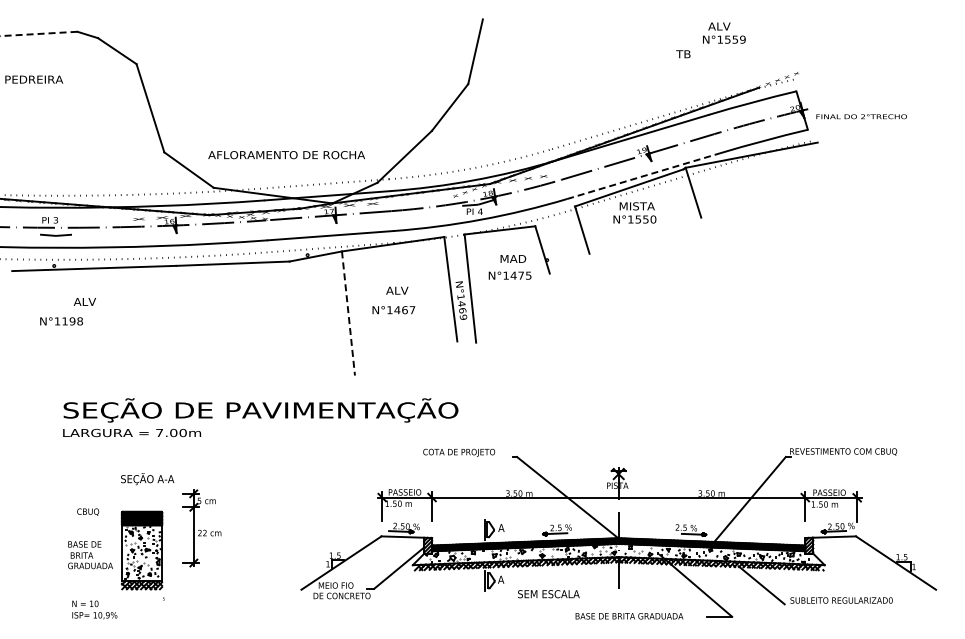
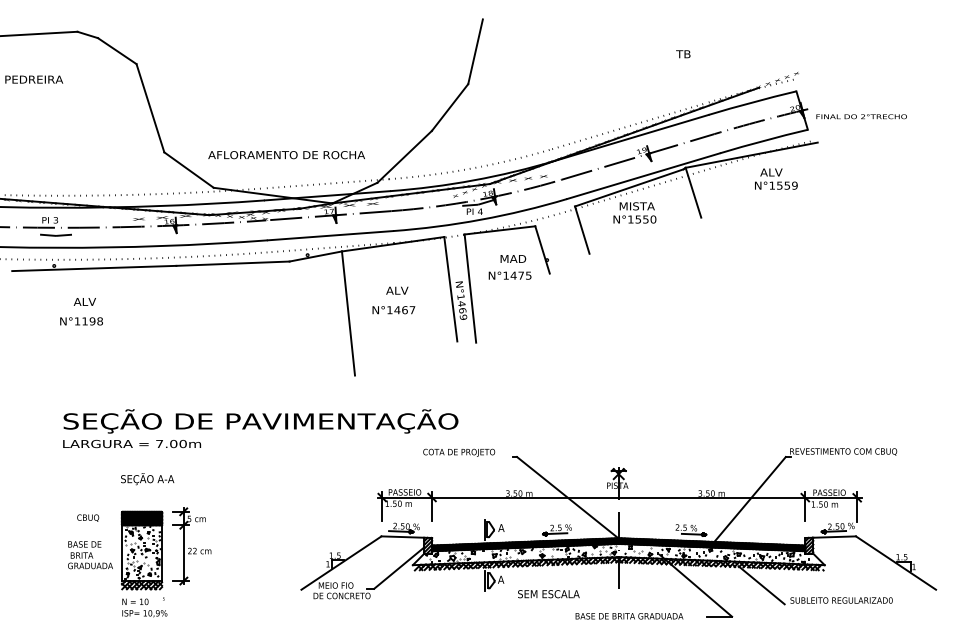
text position: (724, 32) -> (776, 178) (776, 178)
line: dashed -> solid (38, 33)
line: dashed -> solid (643, 176)
line: dashed -> solid (348, 314)
text position: (61, 321) -> (81, 321) (81, 321)
text position: (260, 417) -> (260, 428) (260, 428)
text position: (88, 511) -> (88, 517) (88, 517)
part position: (201, 528) -> (191, 546) (191, 546)
text position: (94, 609) -> (144, 607) (144, 607)
